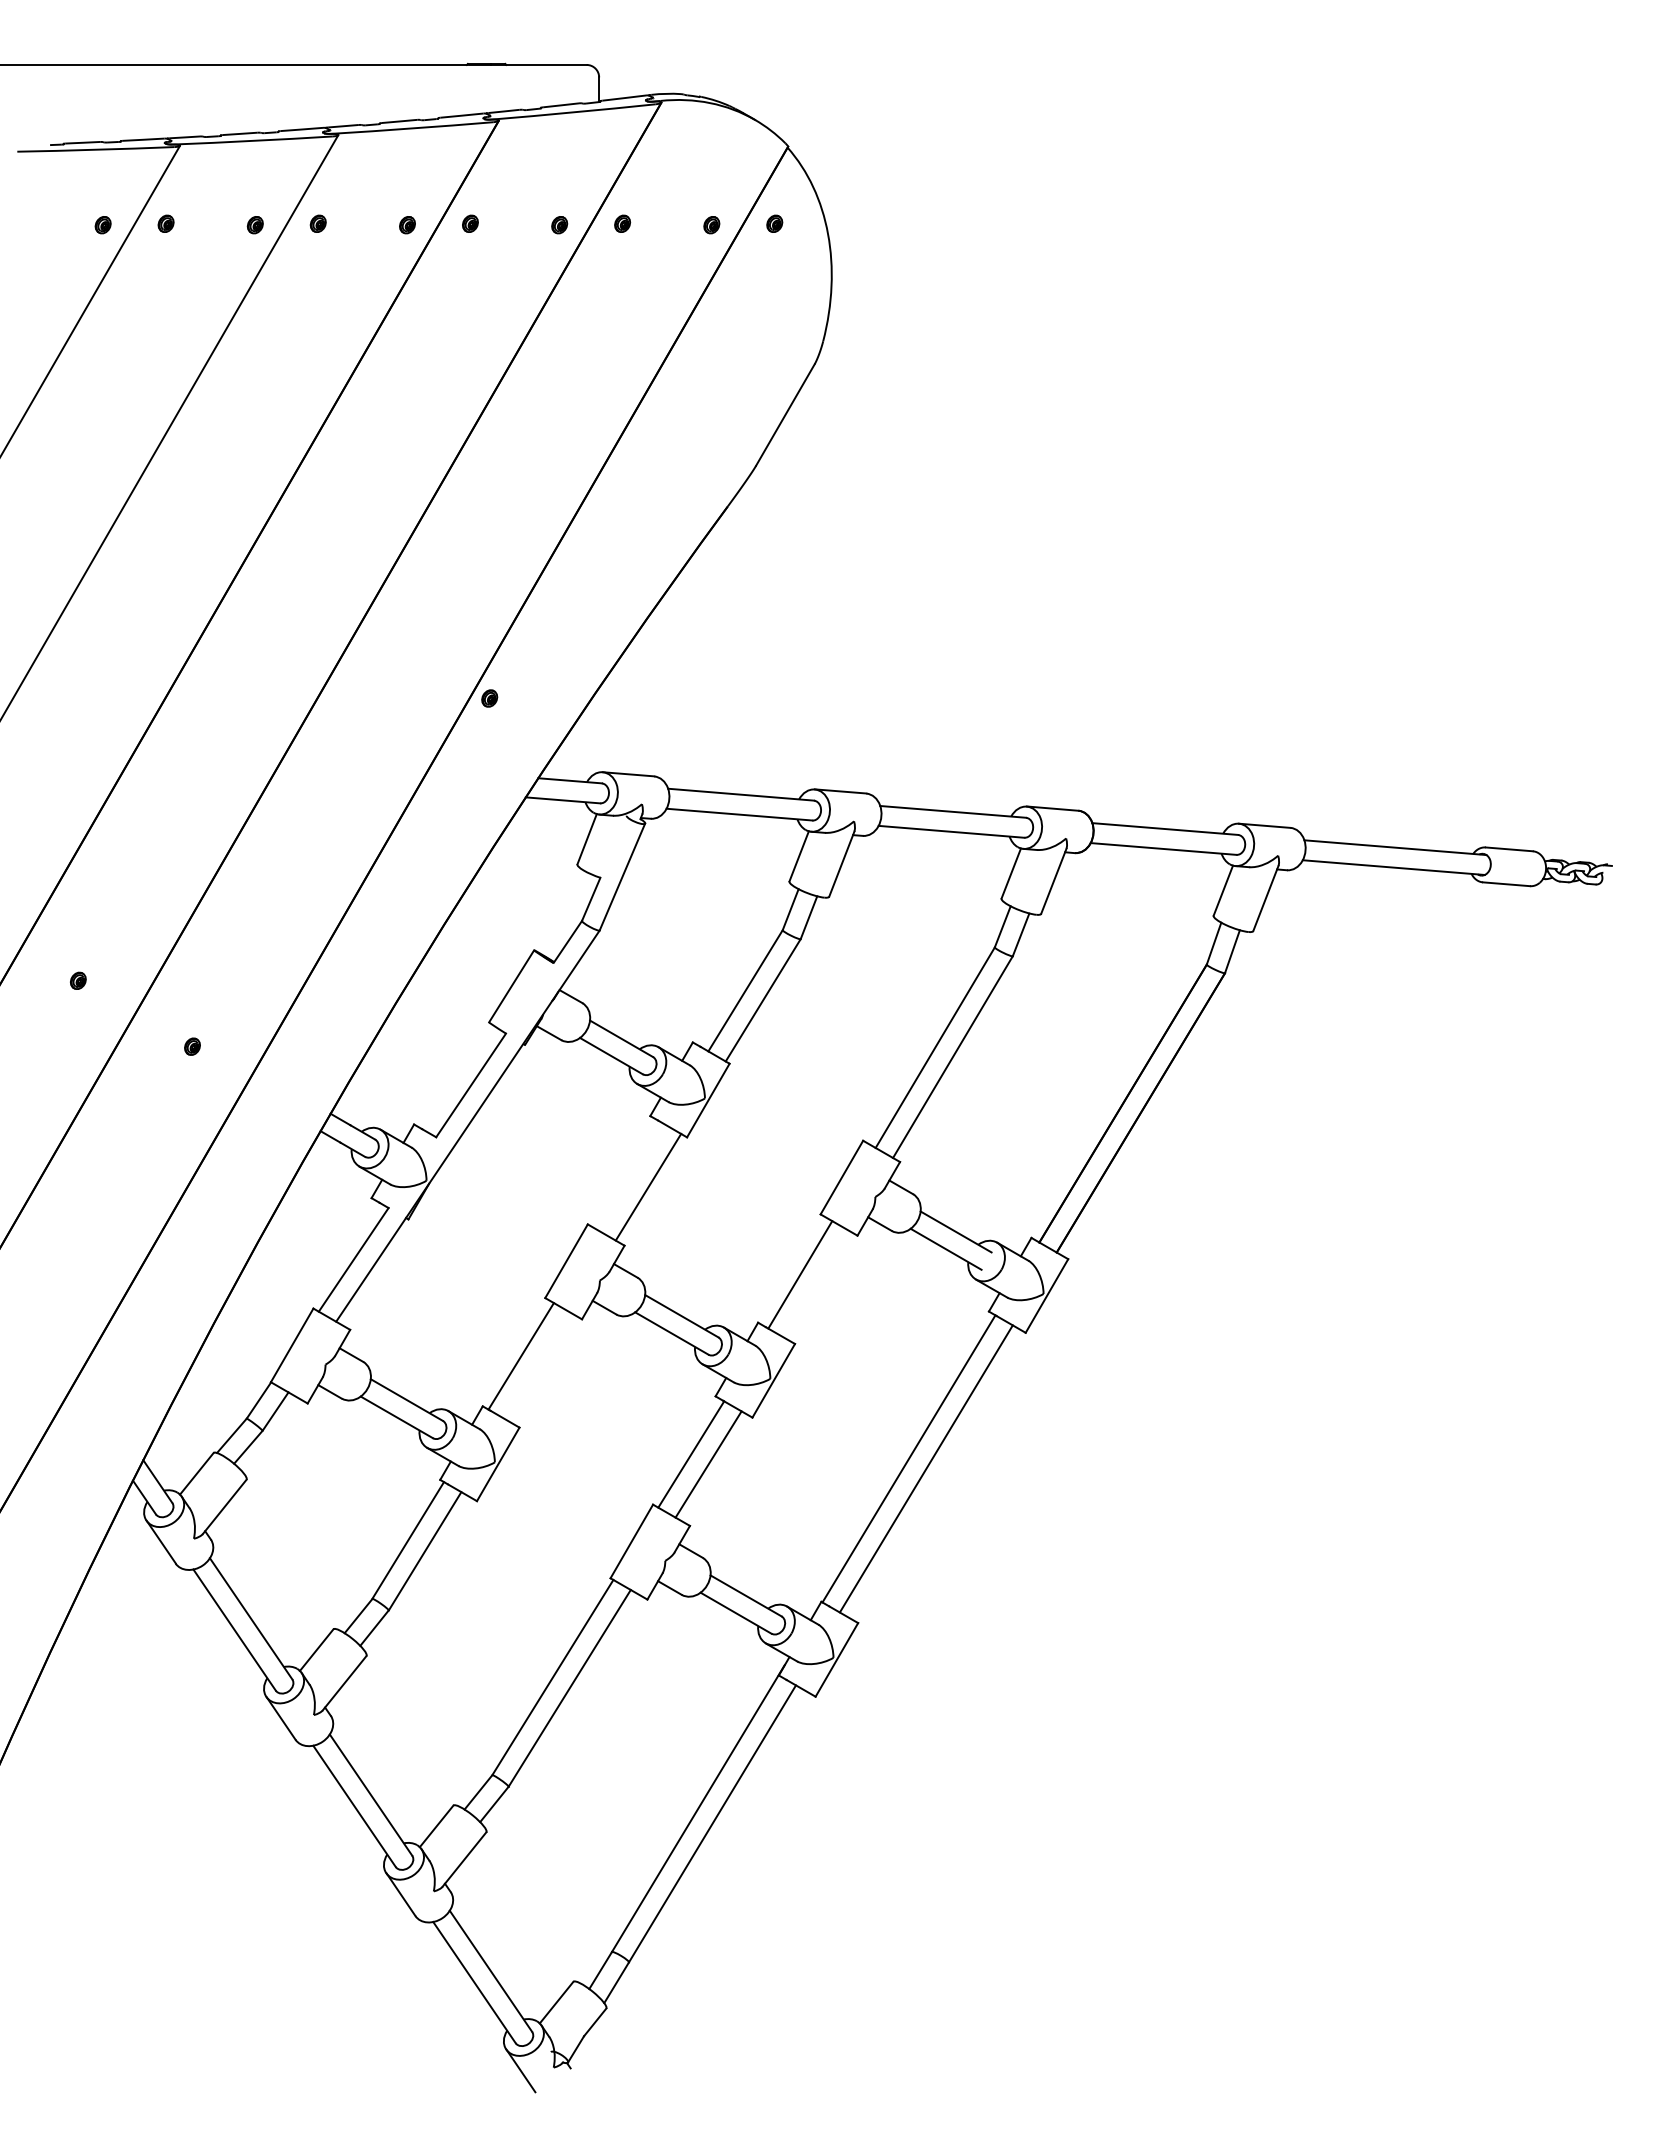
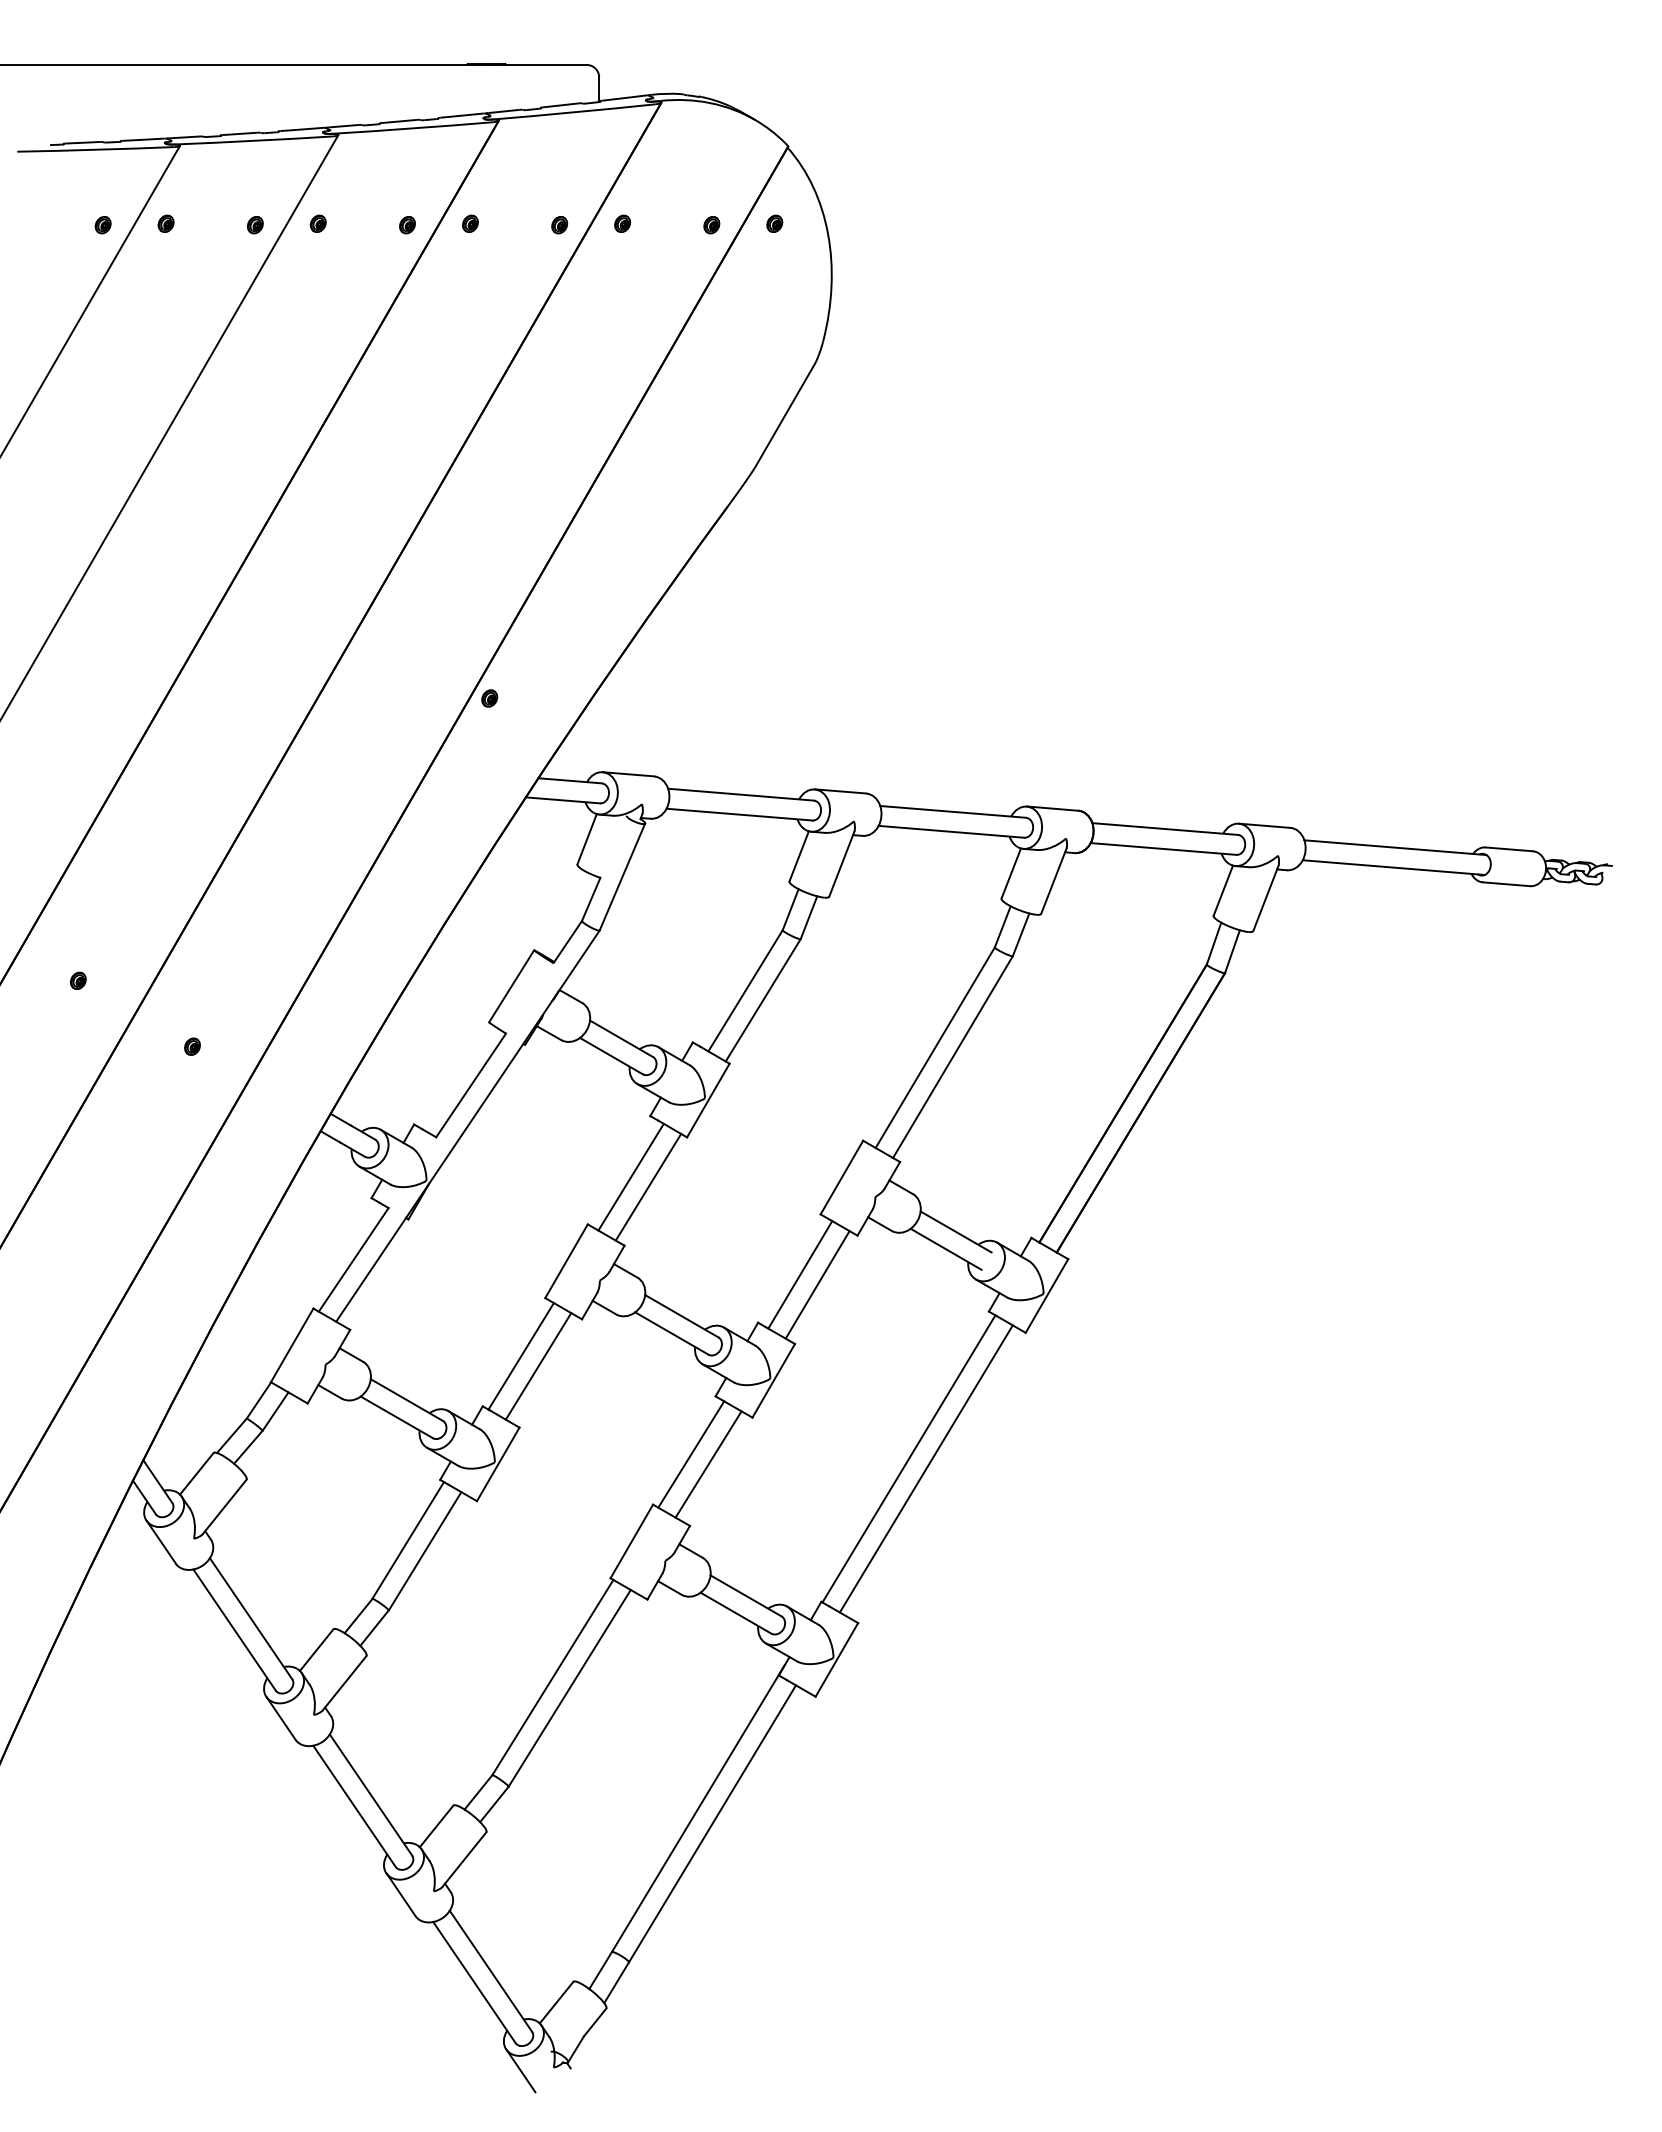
line: none -> present (630, 1176)
line: none -> present (817, 1284)
line: none -> present (538, 1366)
